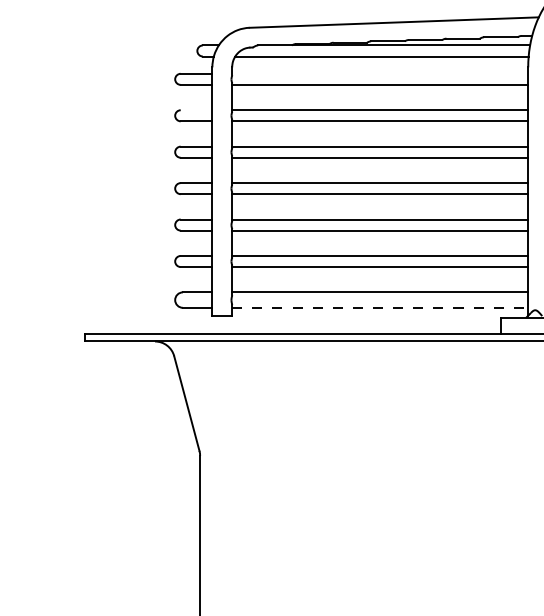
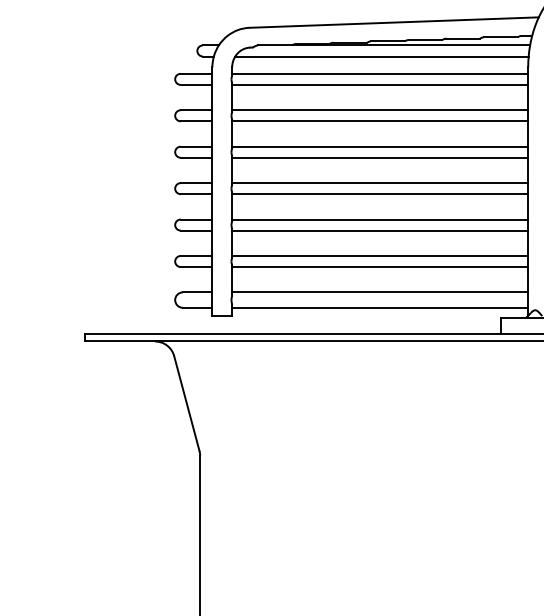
line: none -> present (380, 73)
line: none -> present (196, 110)
line: dashed -> solid (380, 307)
